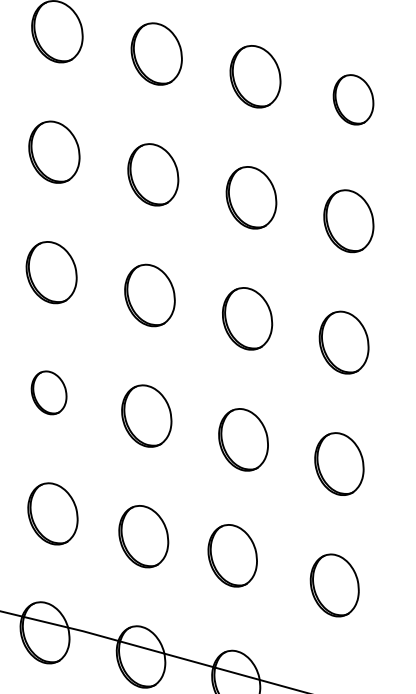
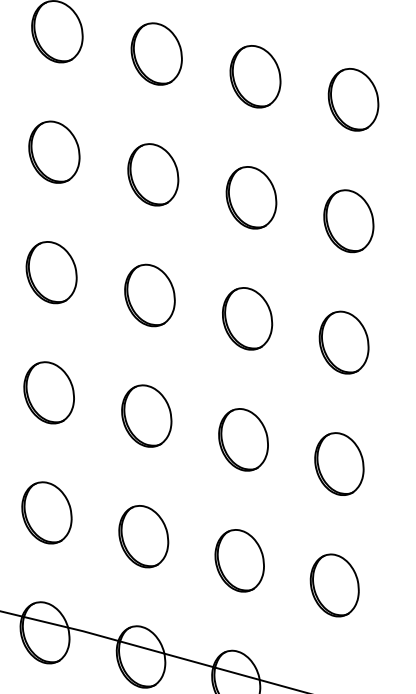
part size: 43x52 px -> 53x64 px (353, 99)
part size: 38x46 px -> 52x64 px (48, 392)
part position: (52, 513) -> (46, 512) (46, 512)
part position: (232, 555) -> (239, 560) (239, 560)
